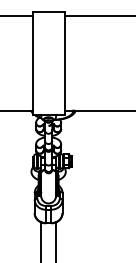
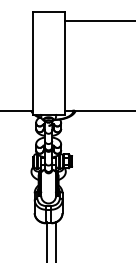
line: present -> none (17, 16)
line position: (98, 16) -> (98, 21) (98, 21)
line position: (41, 240) -> (47, 240) (47, 240)
